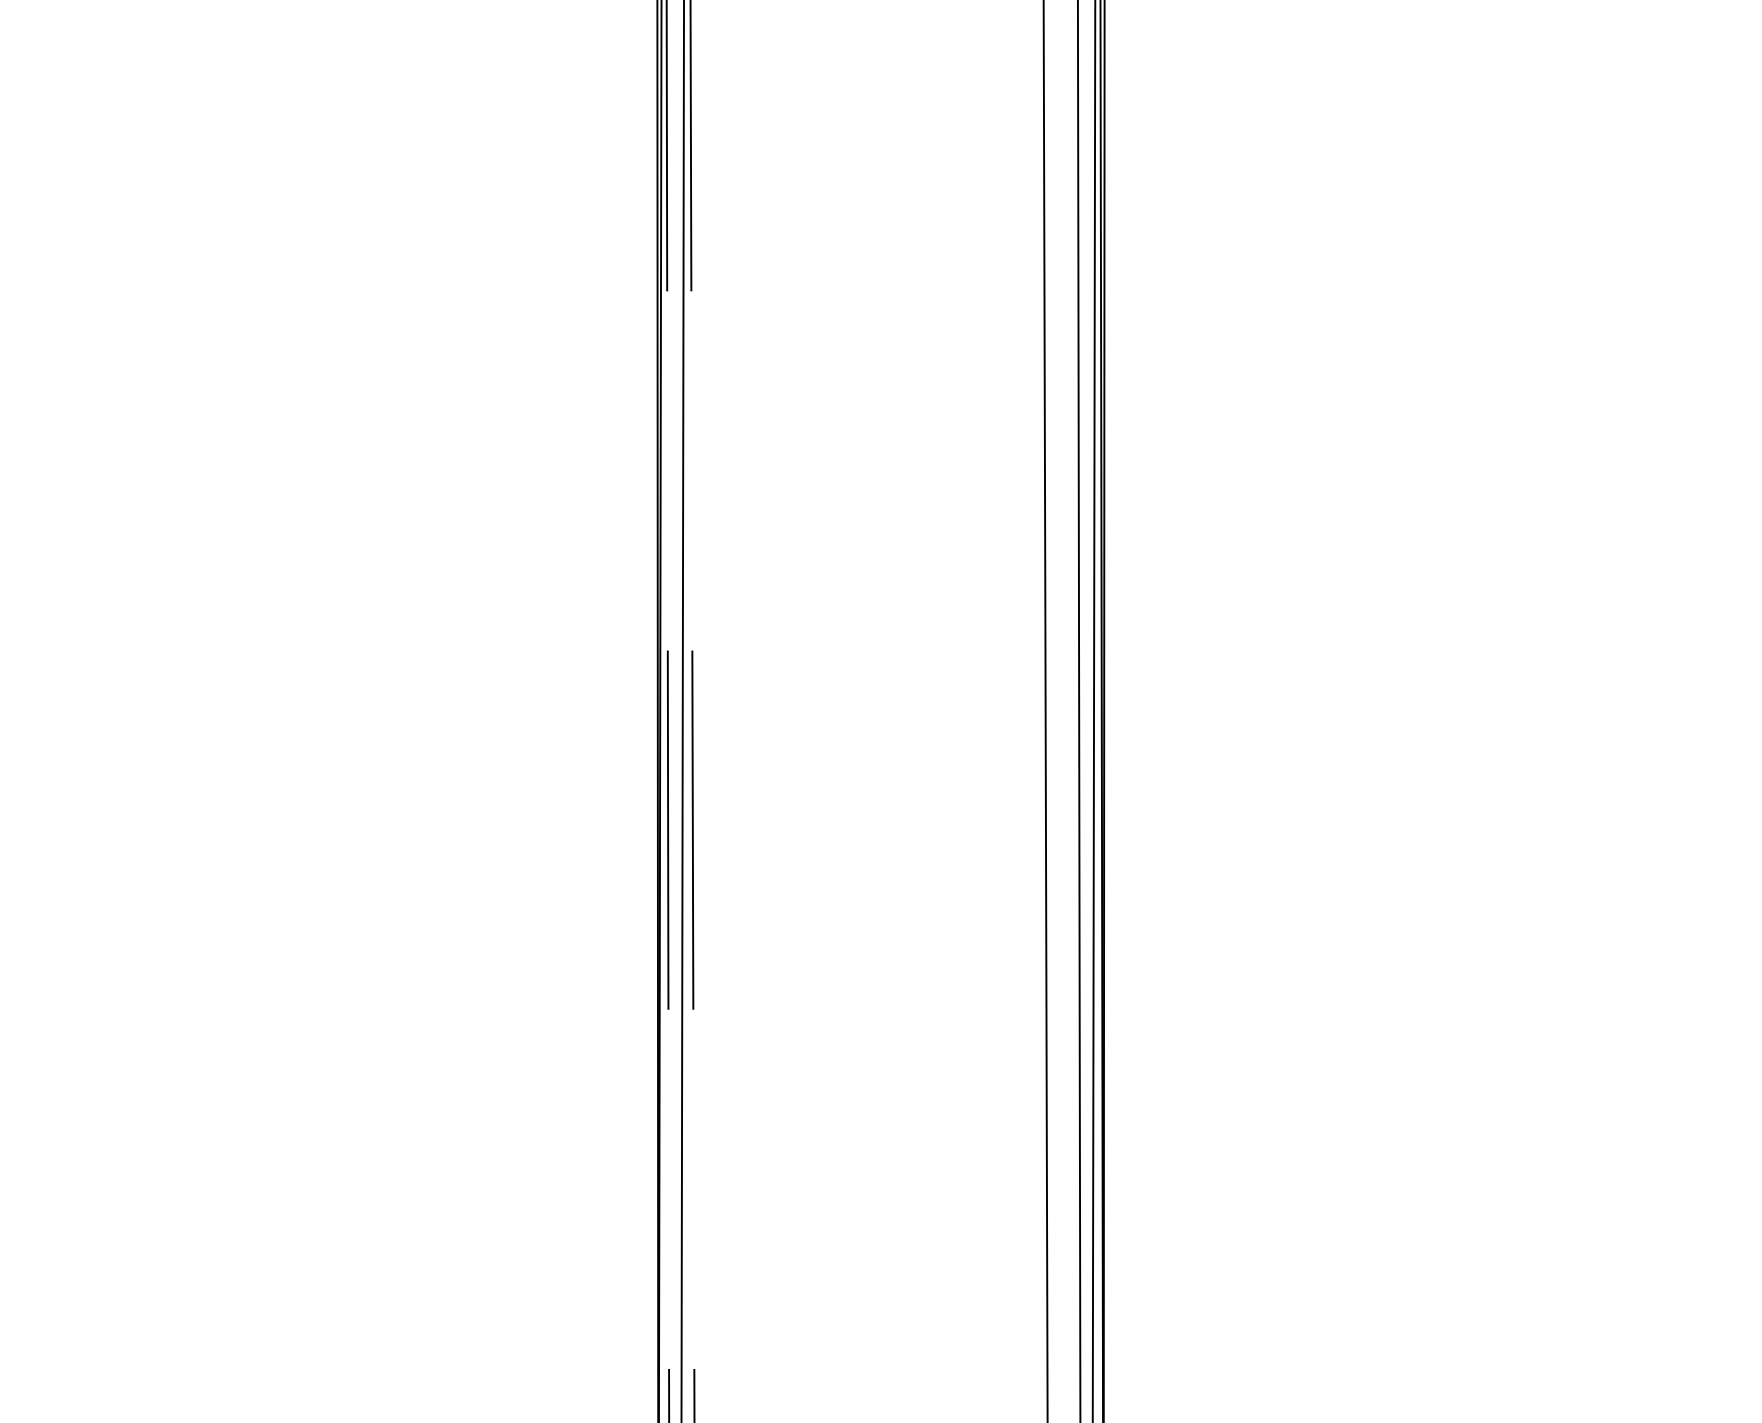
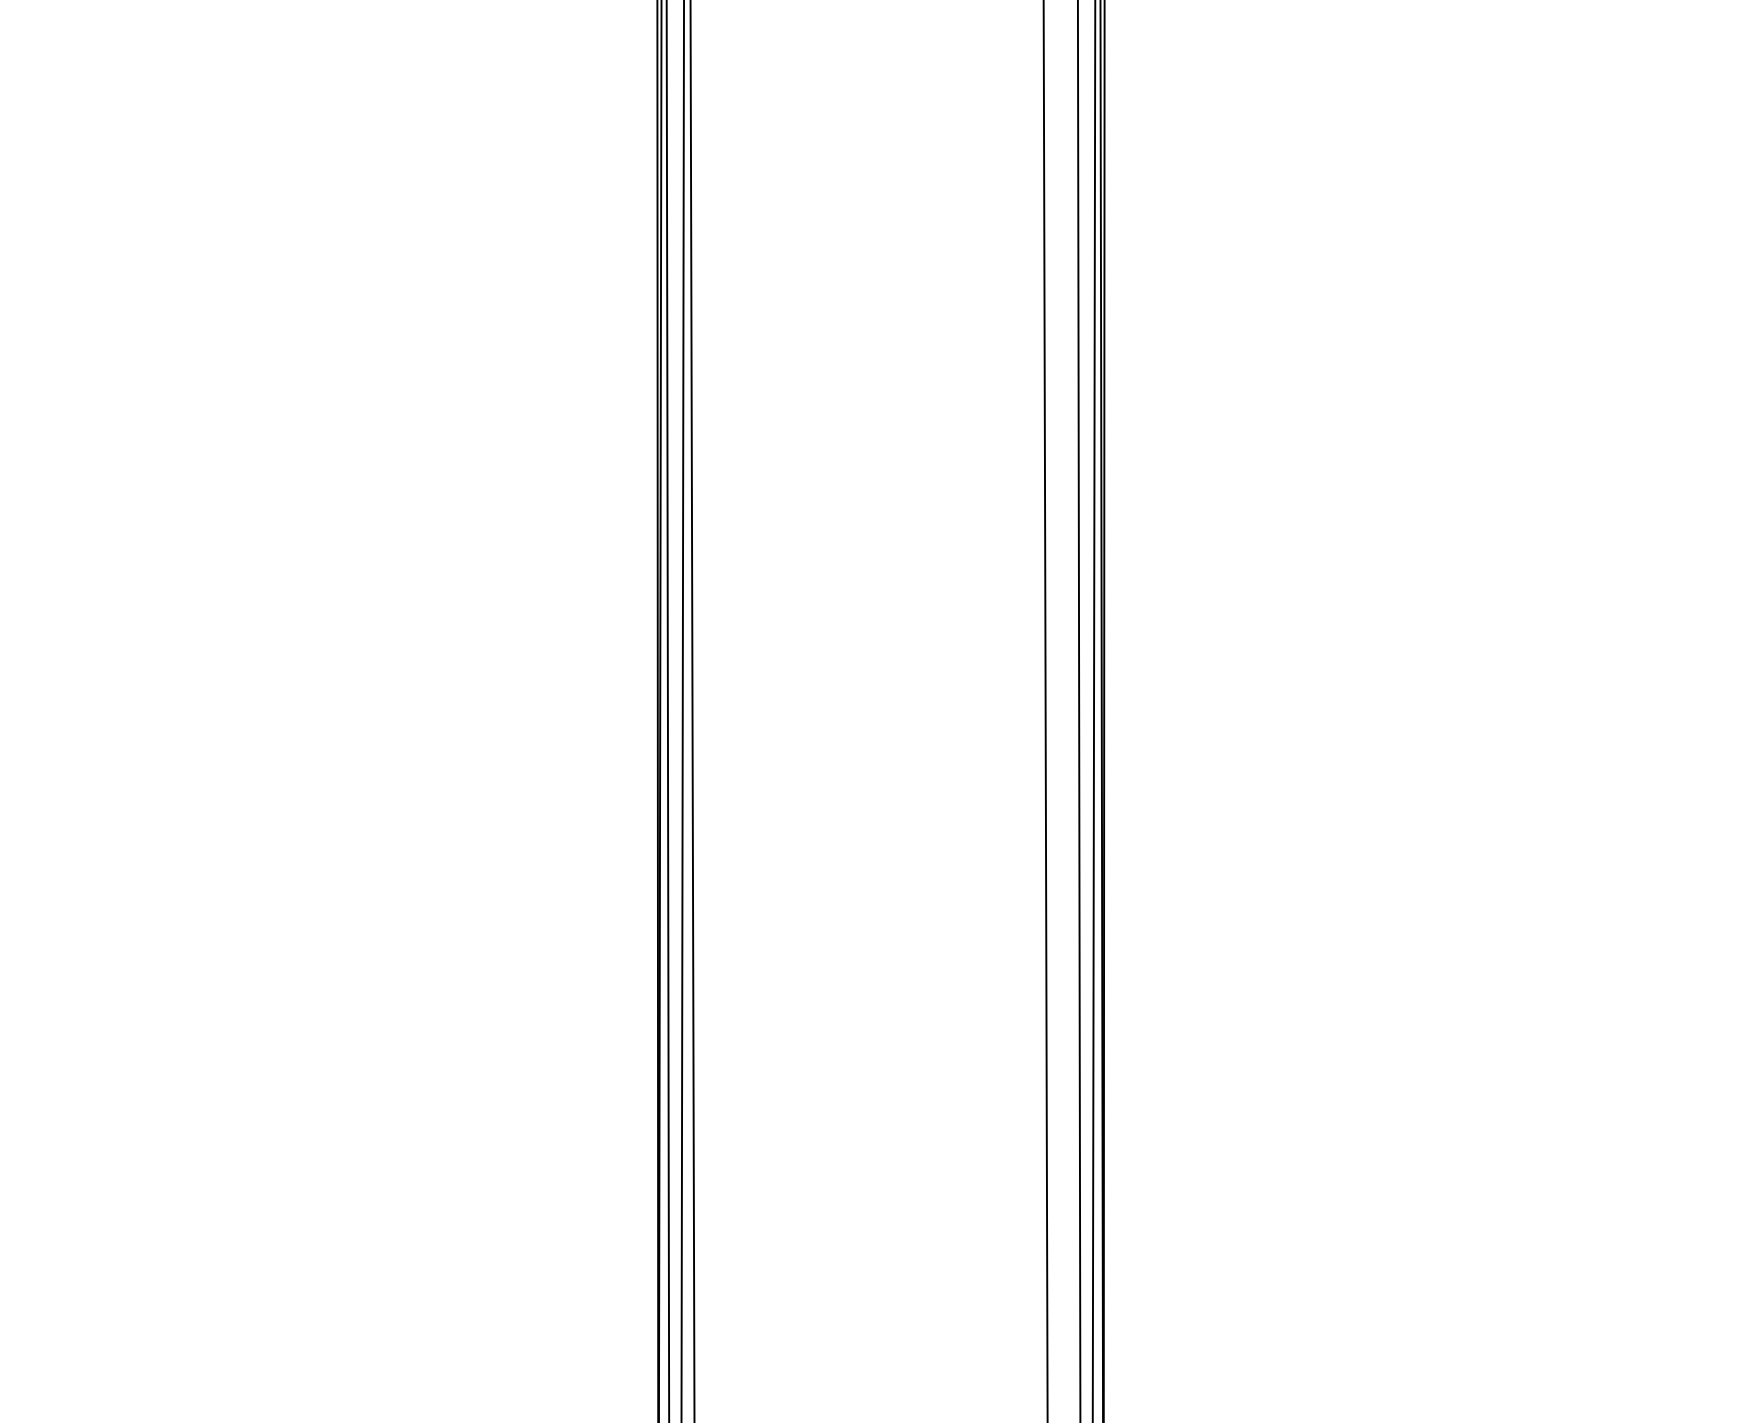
line: dashed -> solid (667, 711)
line: dashed -> solid (692, 711)
